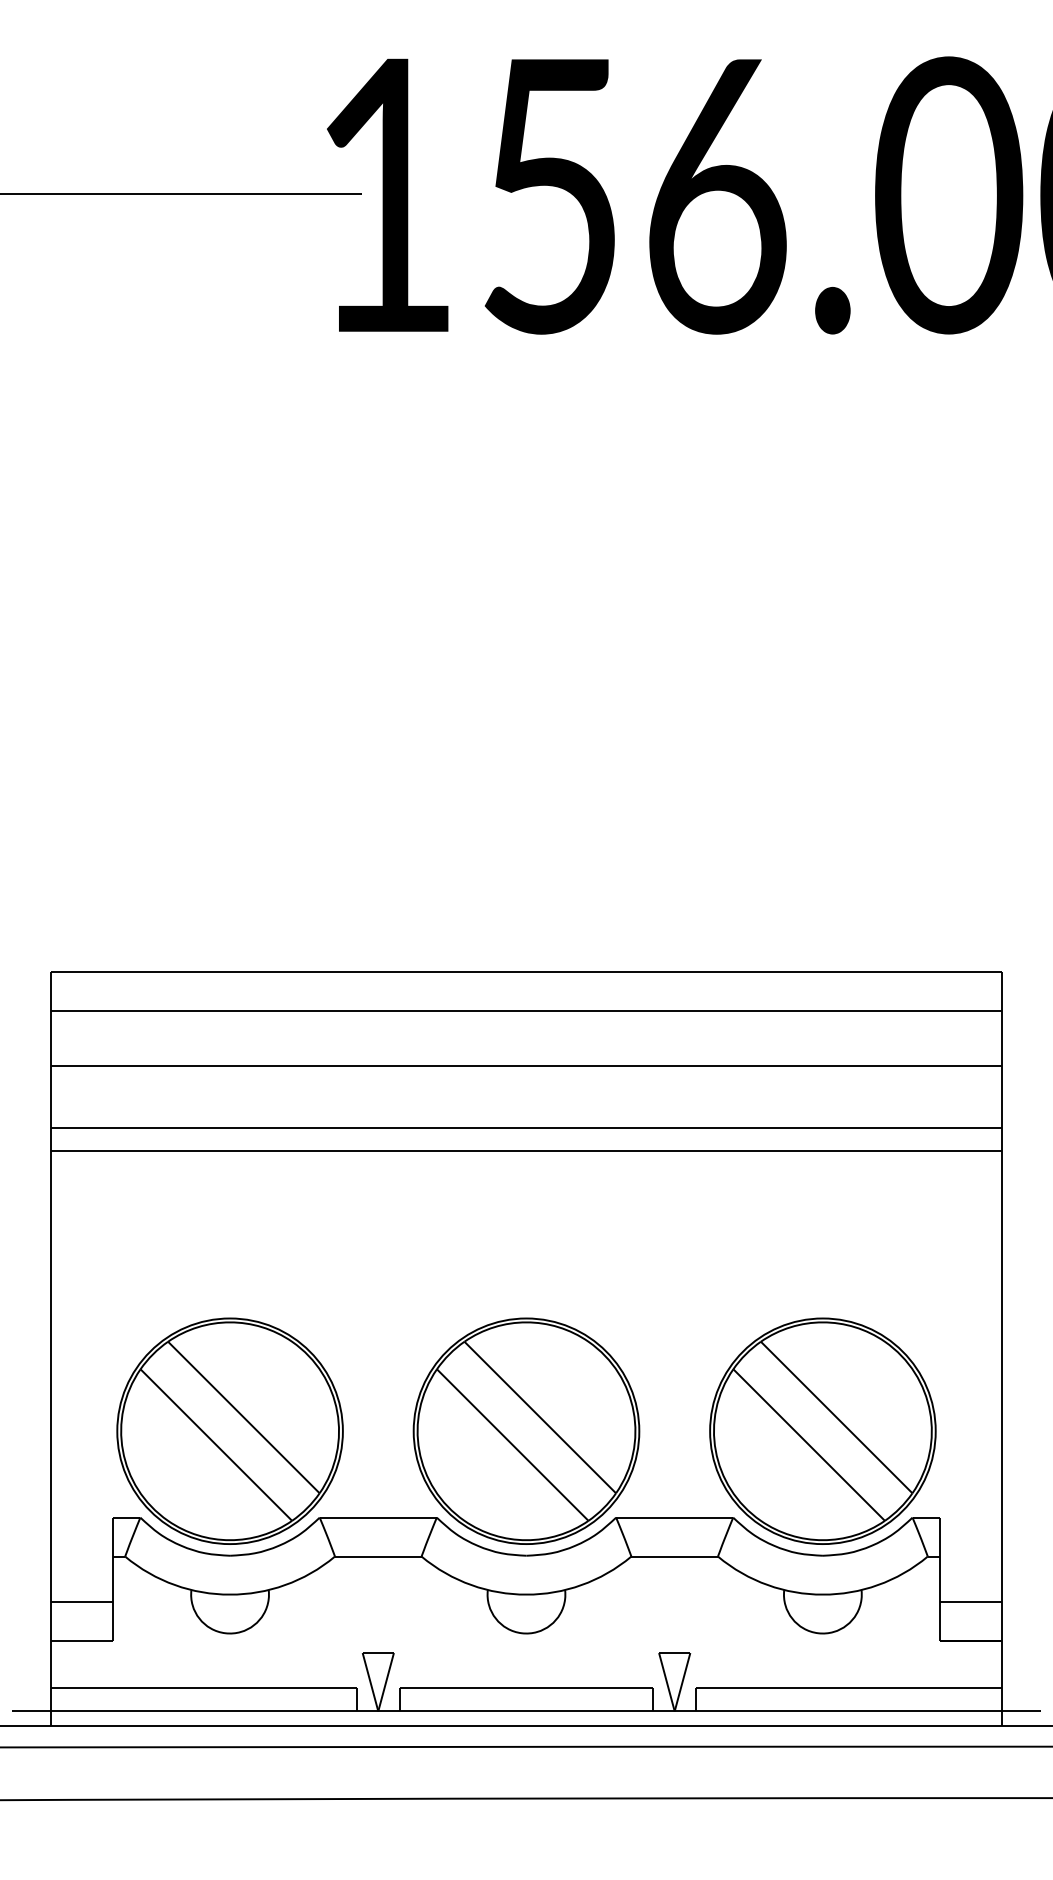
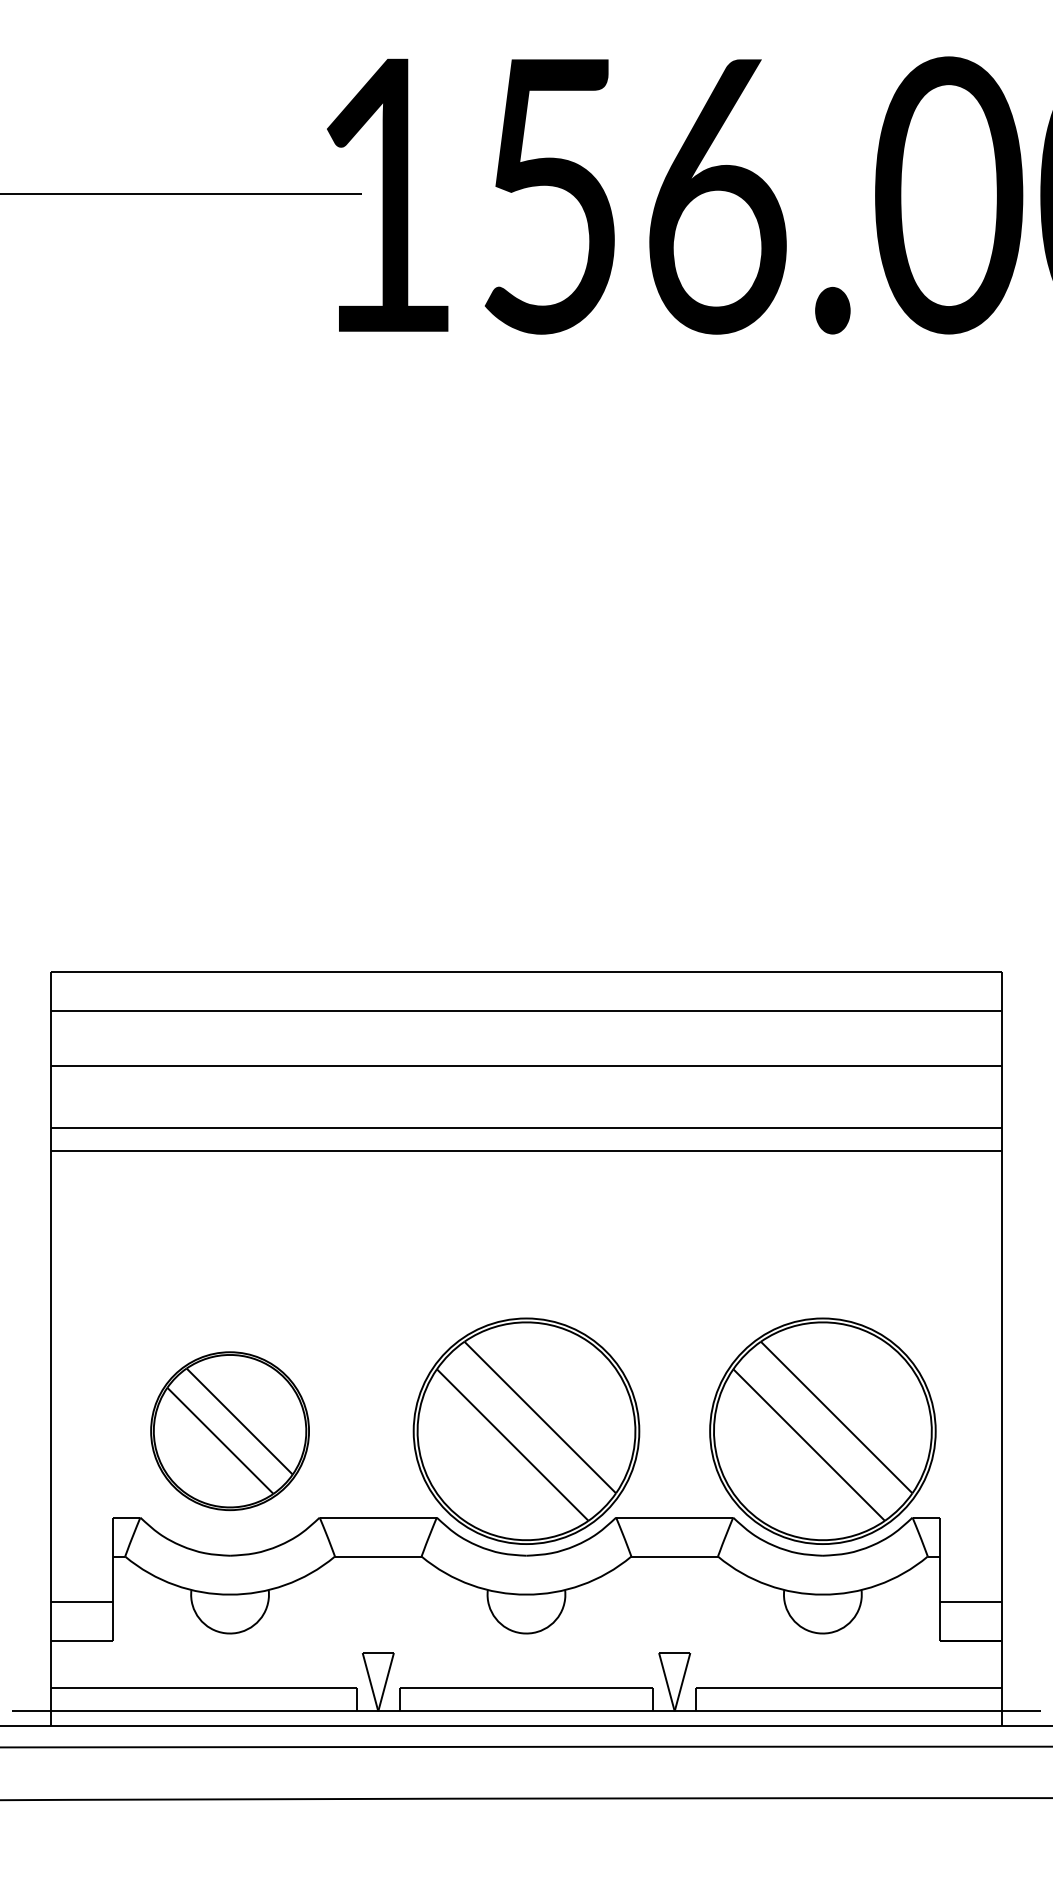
part size: 228x228 px -> 160x161 px (229, 1431)
